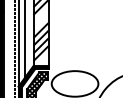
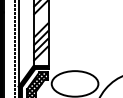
line: present -> none (24, 39)
